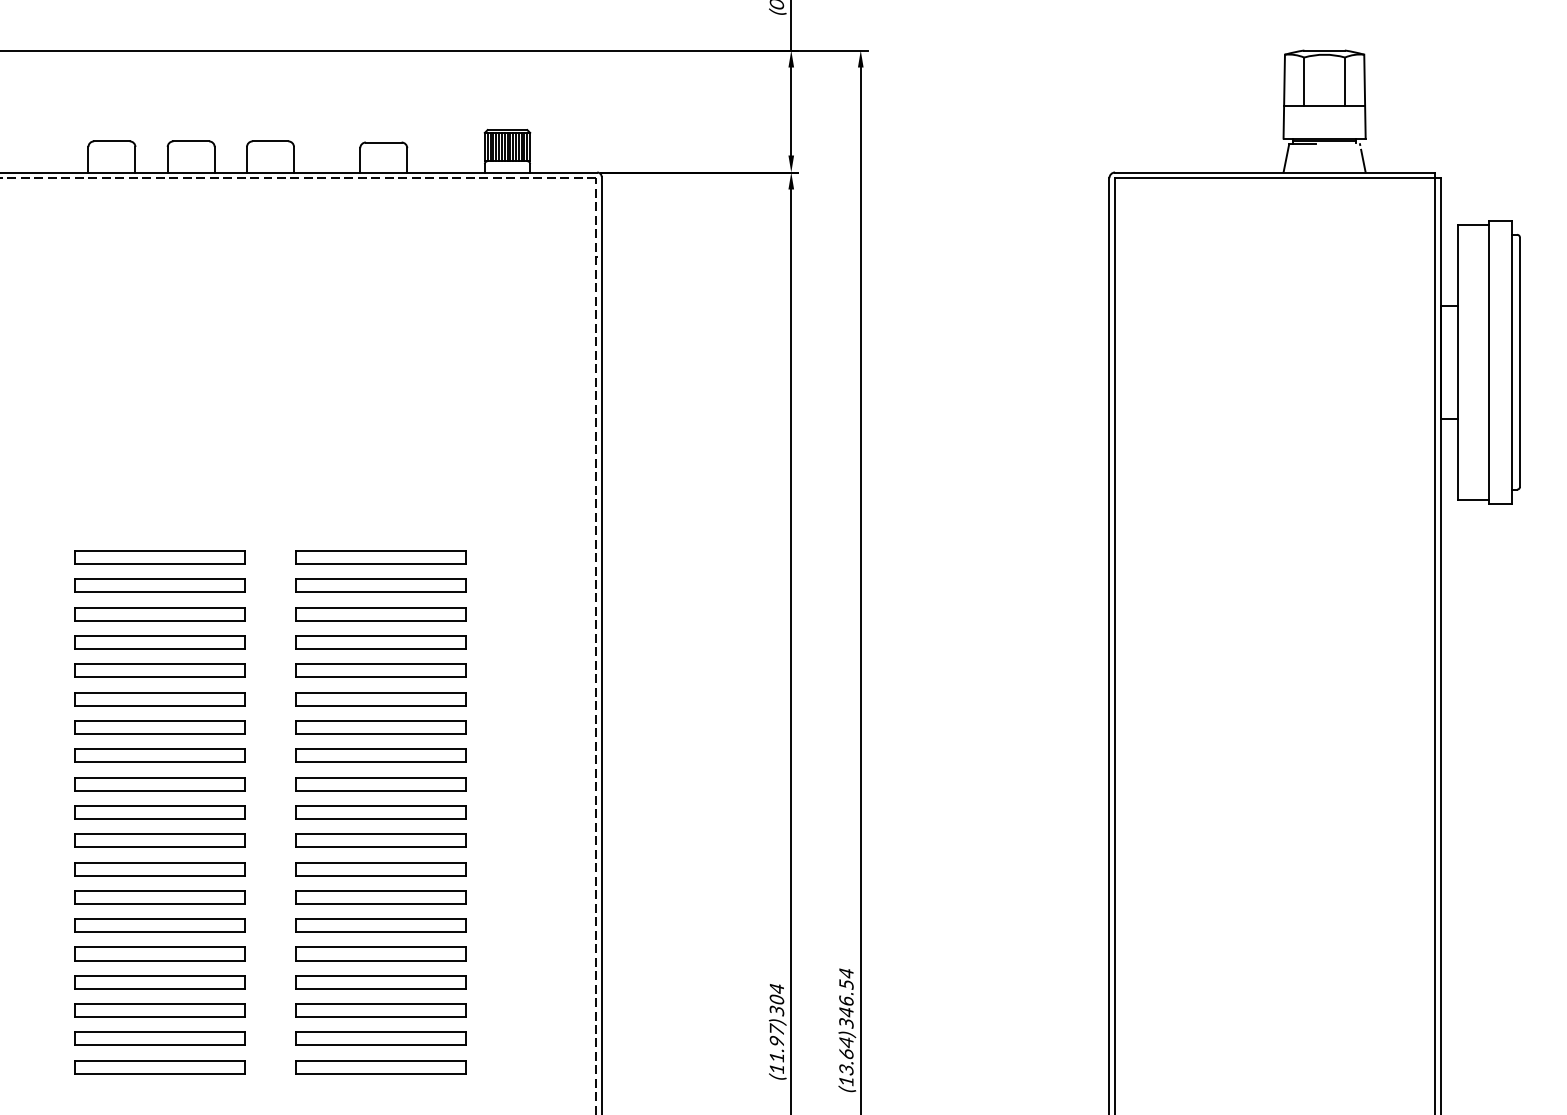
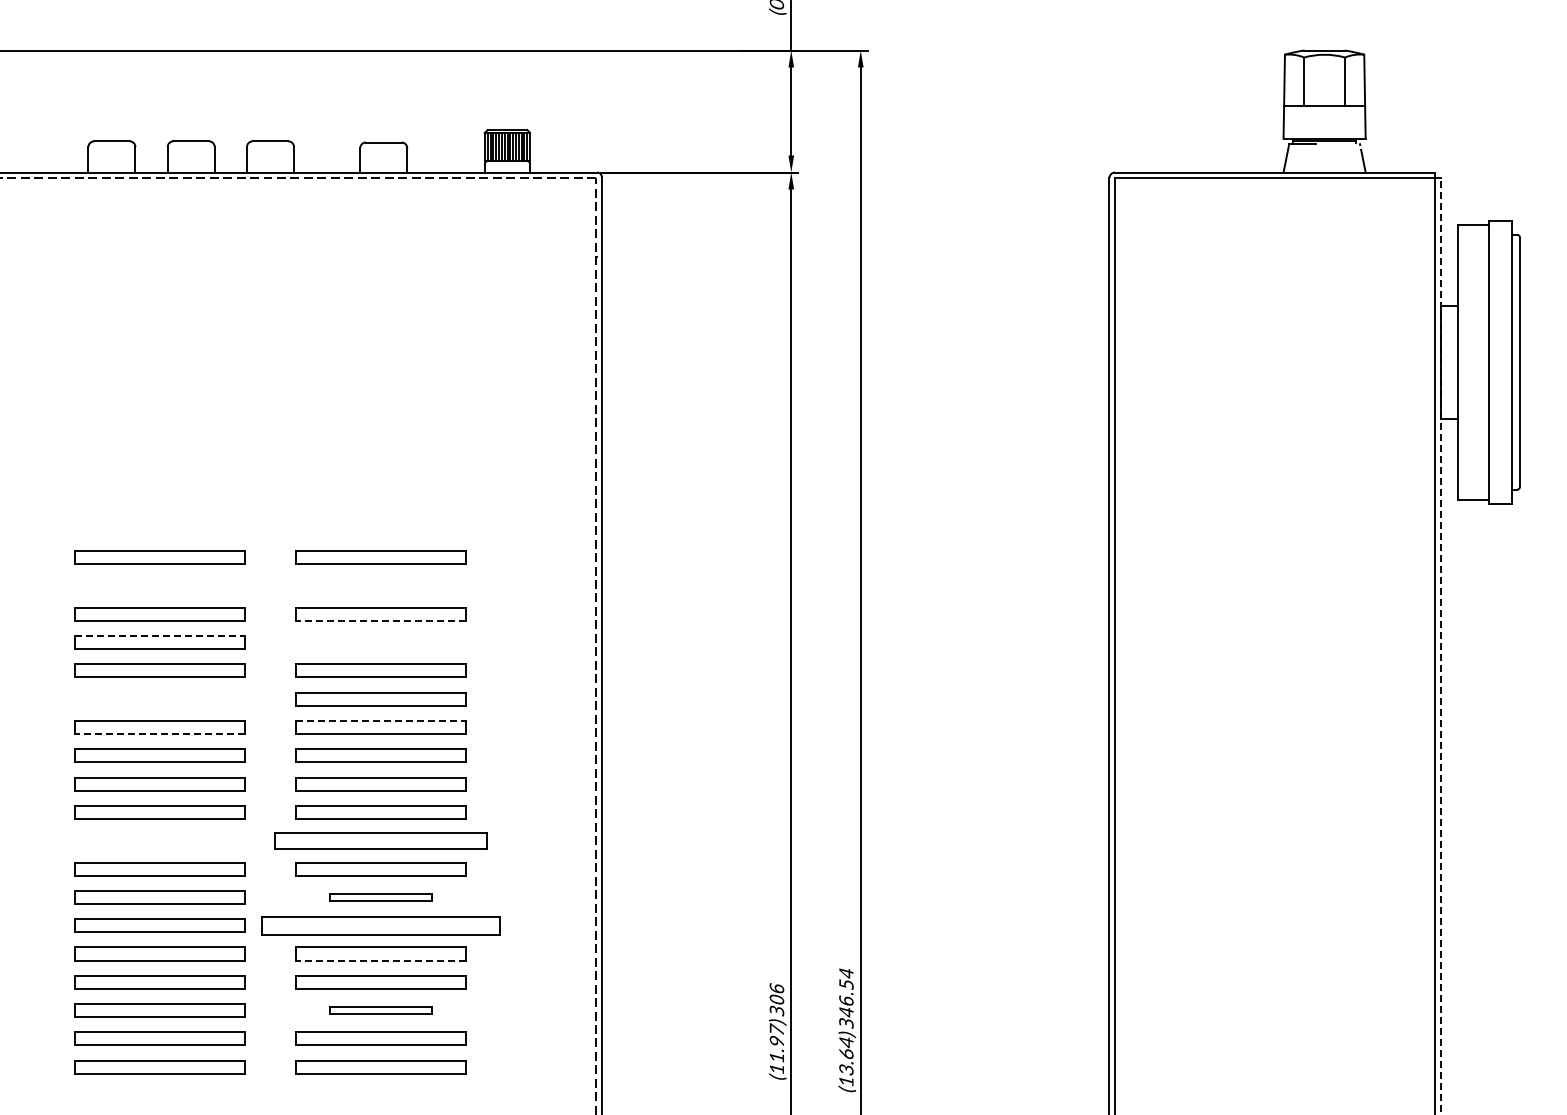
part: present -> none (159, 585)
part: present -> none (380, 585)
line: solid -> dashed (380, 620)
line: solid -> dashed (160, 636)
part: present -> none (380, 642)
line: solid -> dashed (1440, 646)
part: present -> none (159, 699)
line: solid -> dashed (380, 720)
line: solid -> dashed (160, 734)
part: present -> none (159, 840)
part size: 172x15 px -> 214x18 px (380, 840)
part size: 172x15 px -> 104x9 px (380, 897)
part size: 172x15 px -> 240x20 px (380, 925)
line: solid -> dashed (380, 960)
text: 304 -> 306 (776, 988)
part size: 172x15 px -> 104x9 px (380, 1010)
